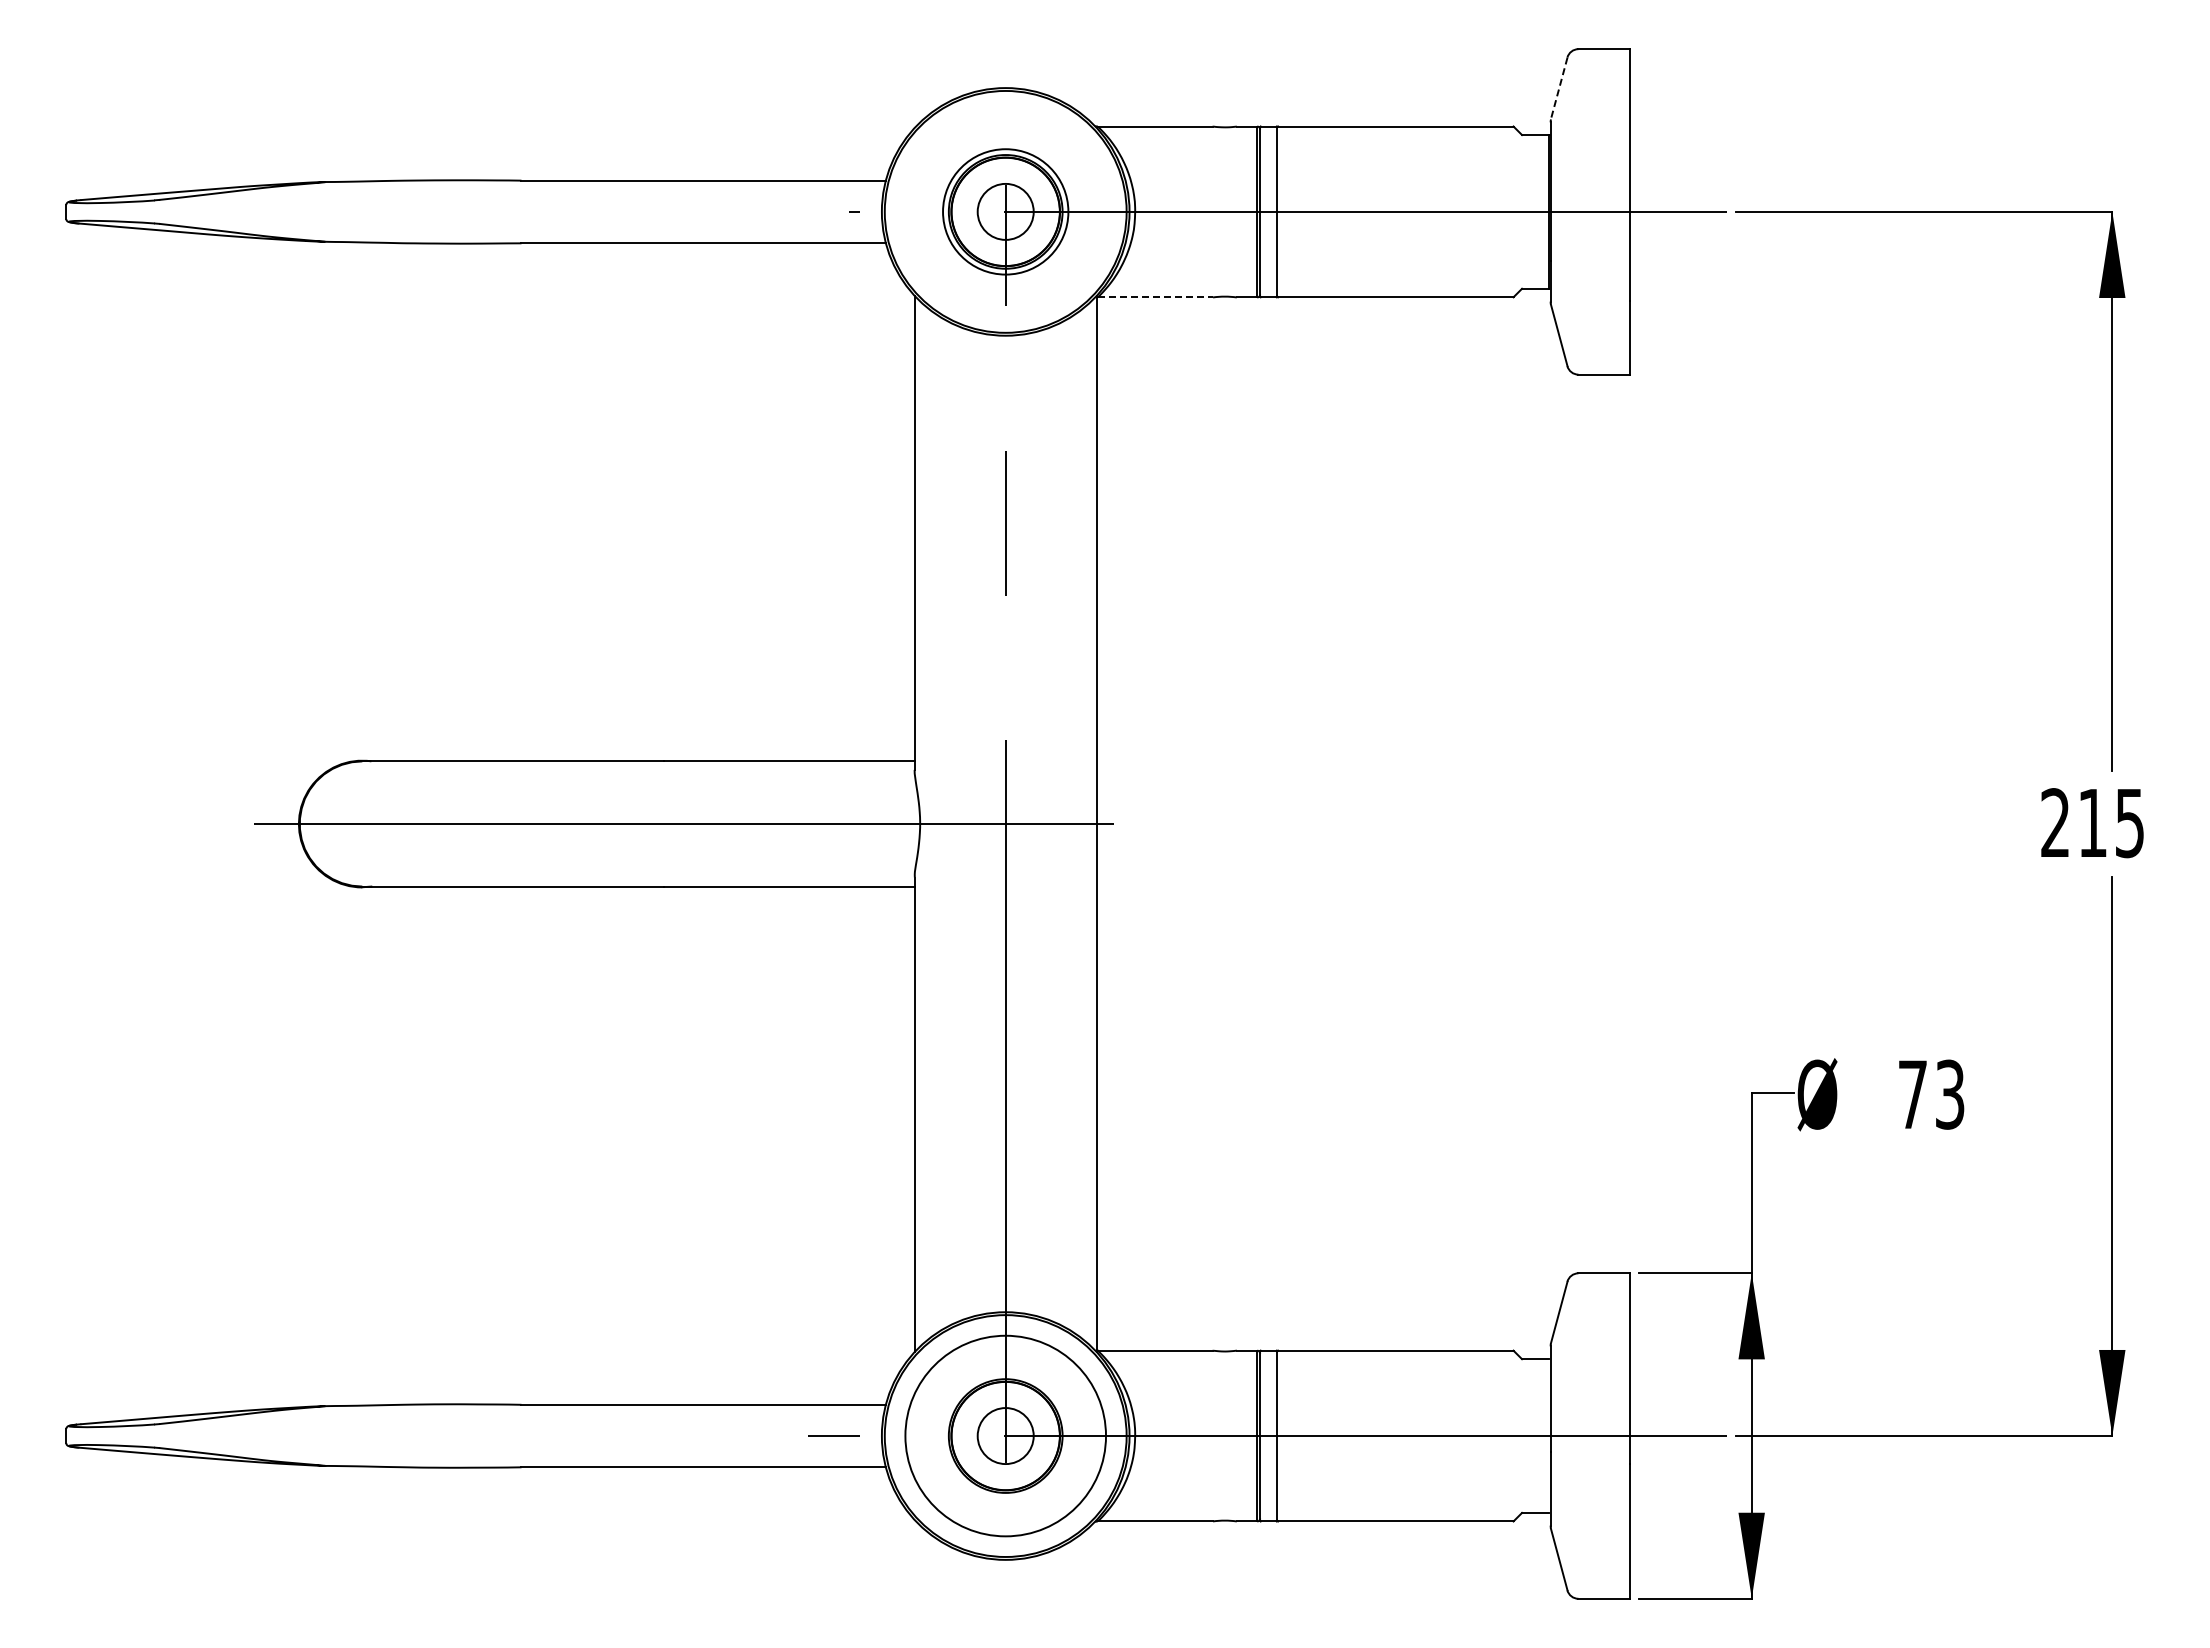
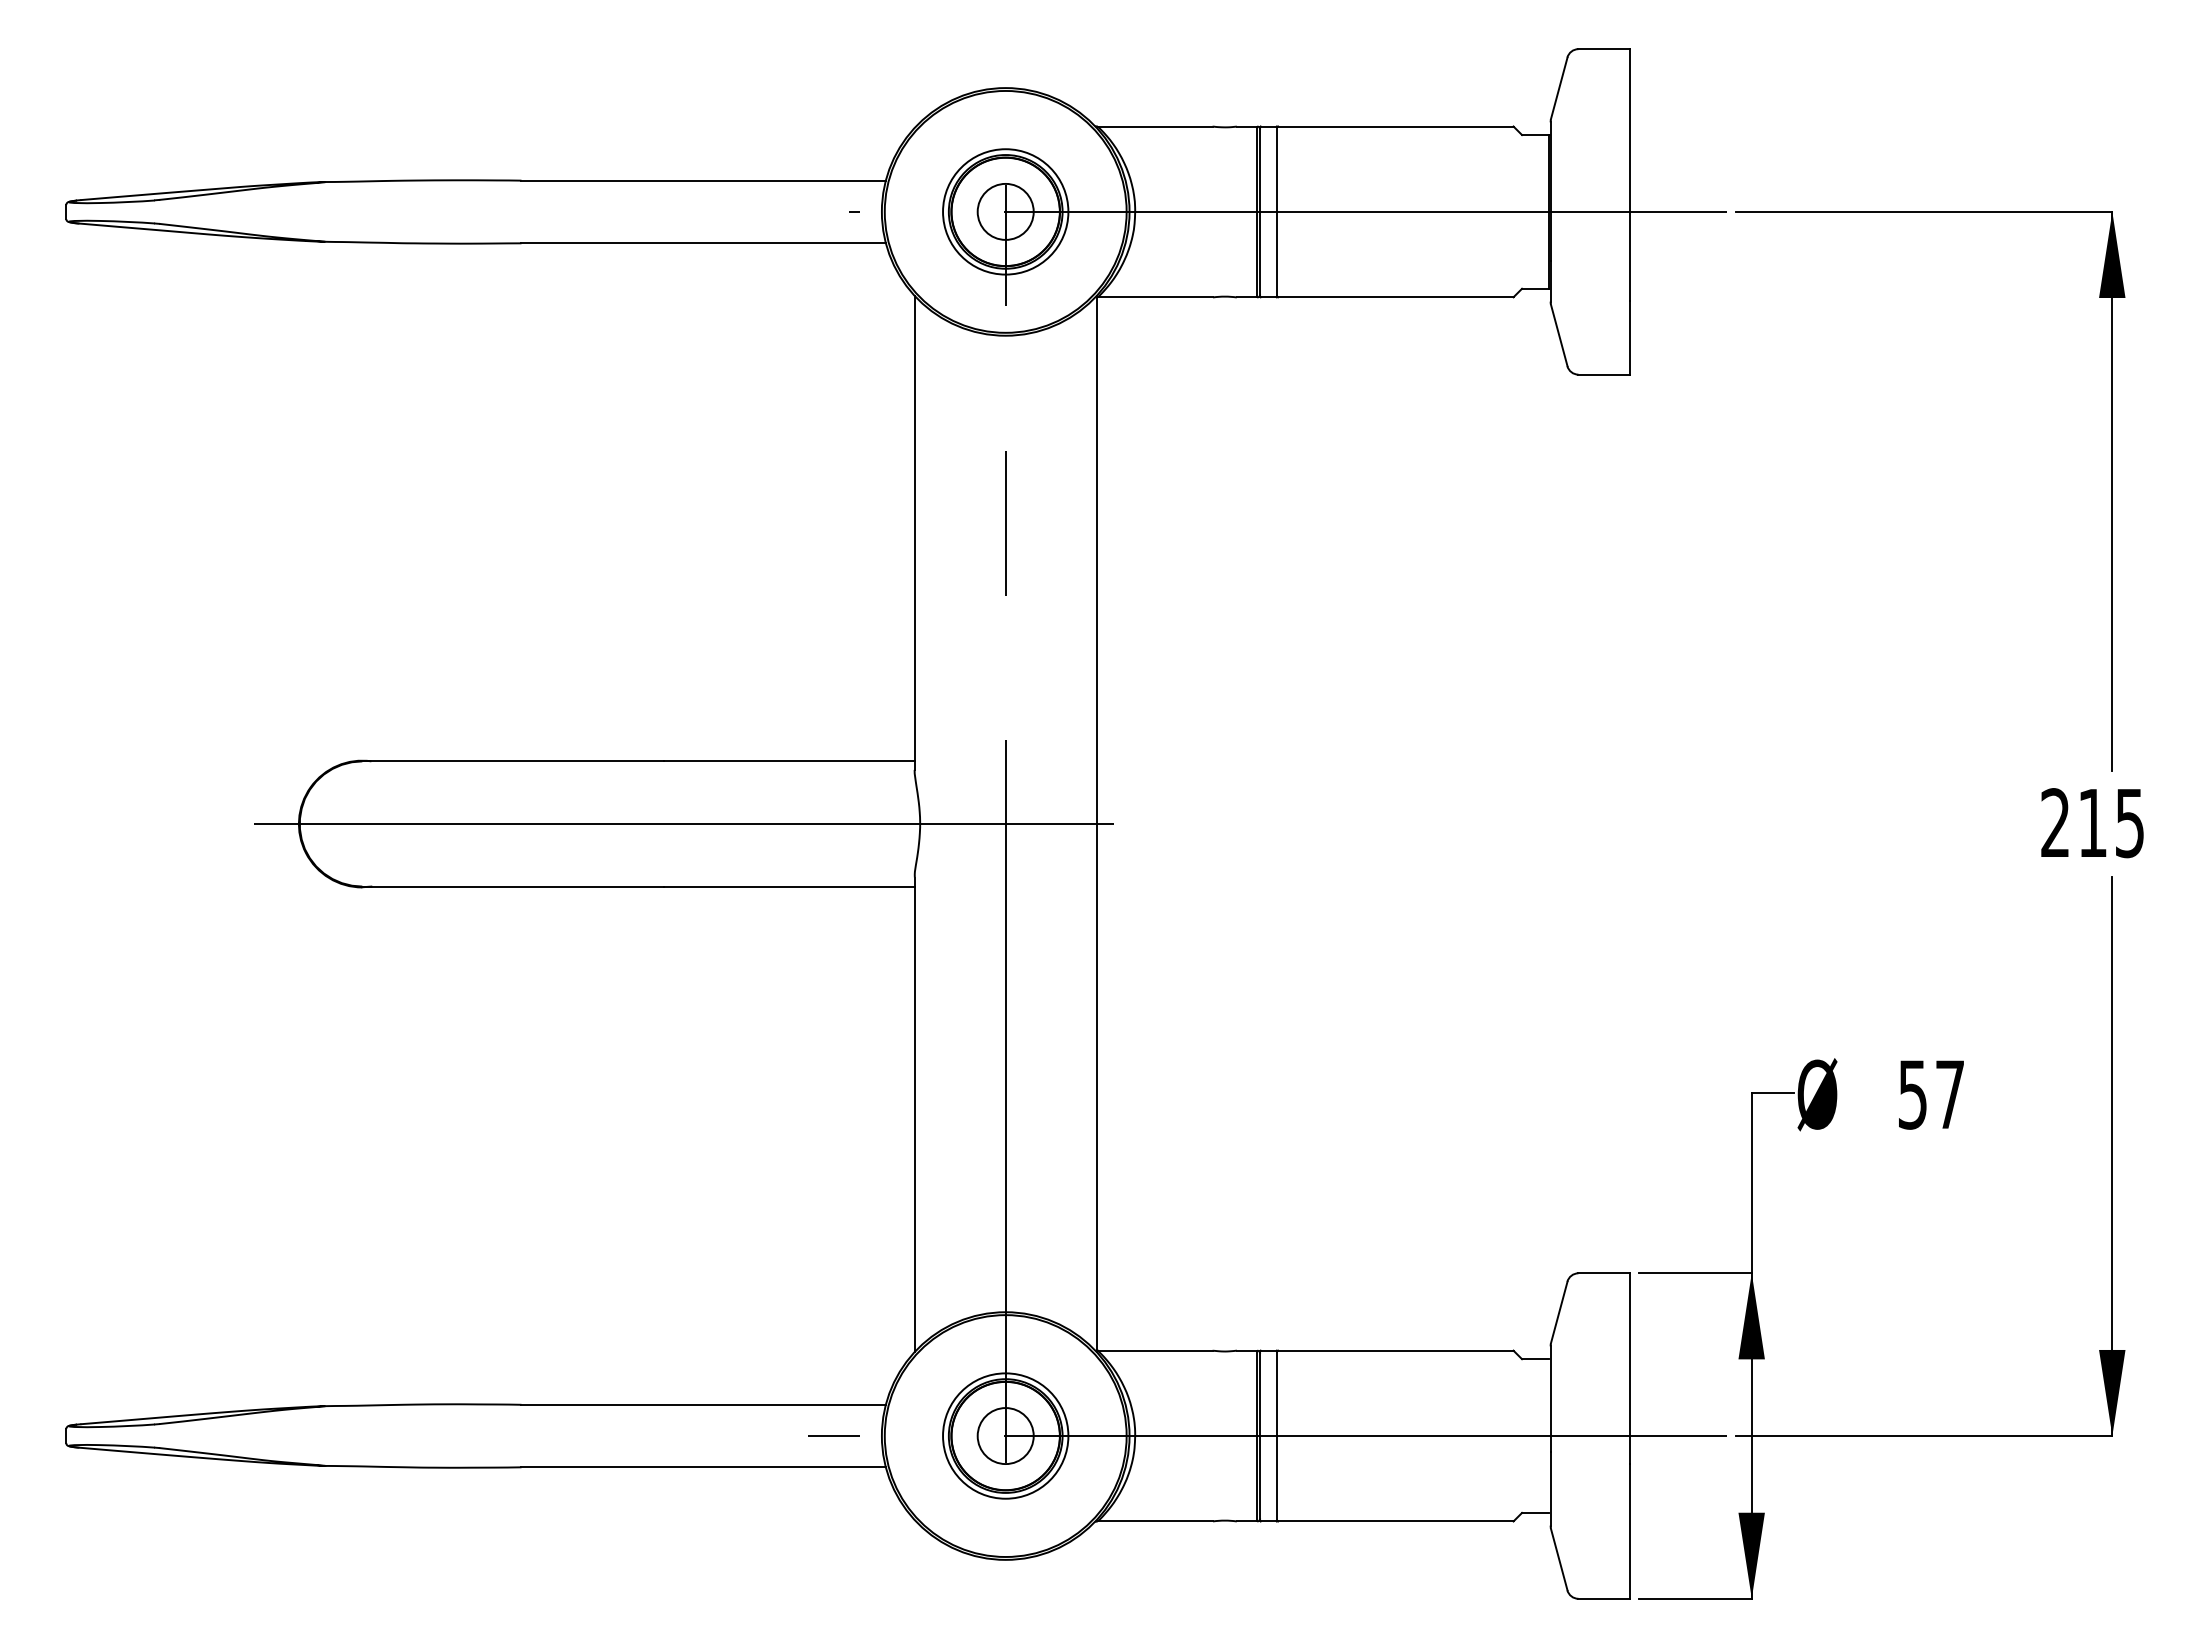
line: dashed -> solid (1559, 88)
line: dashed -> solid (1155, 297)
text: 73 -> 57 (1931, 1094)
circle diameter: 201 px -> 125 px (1005, 1435)
